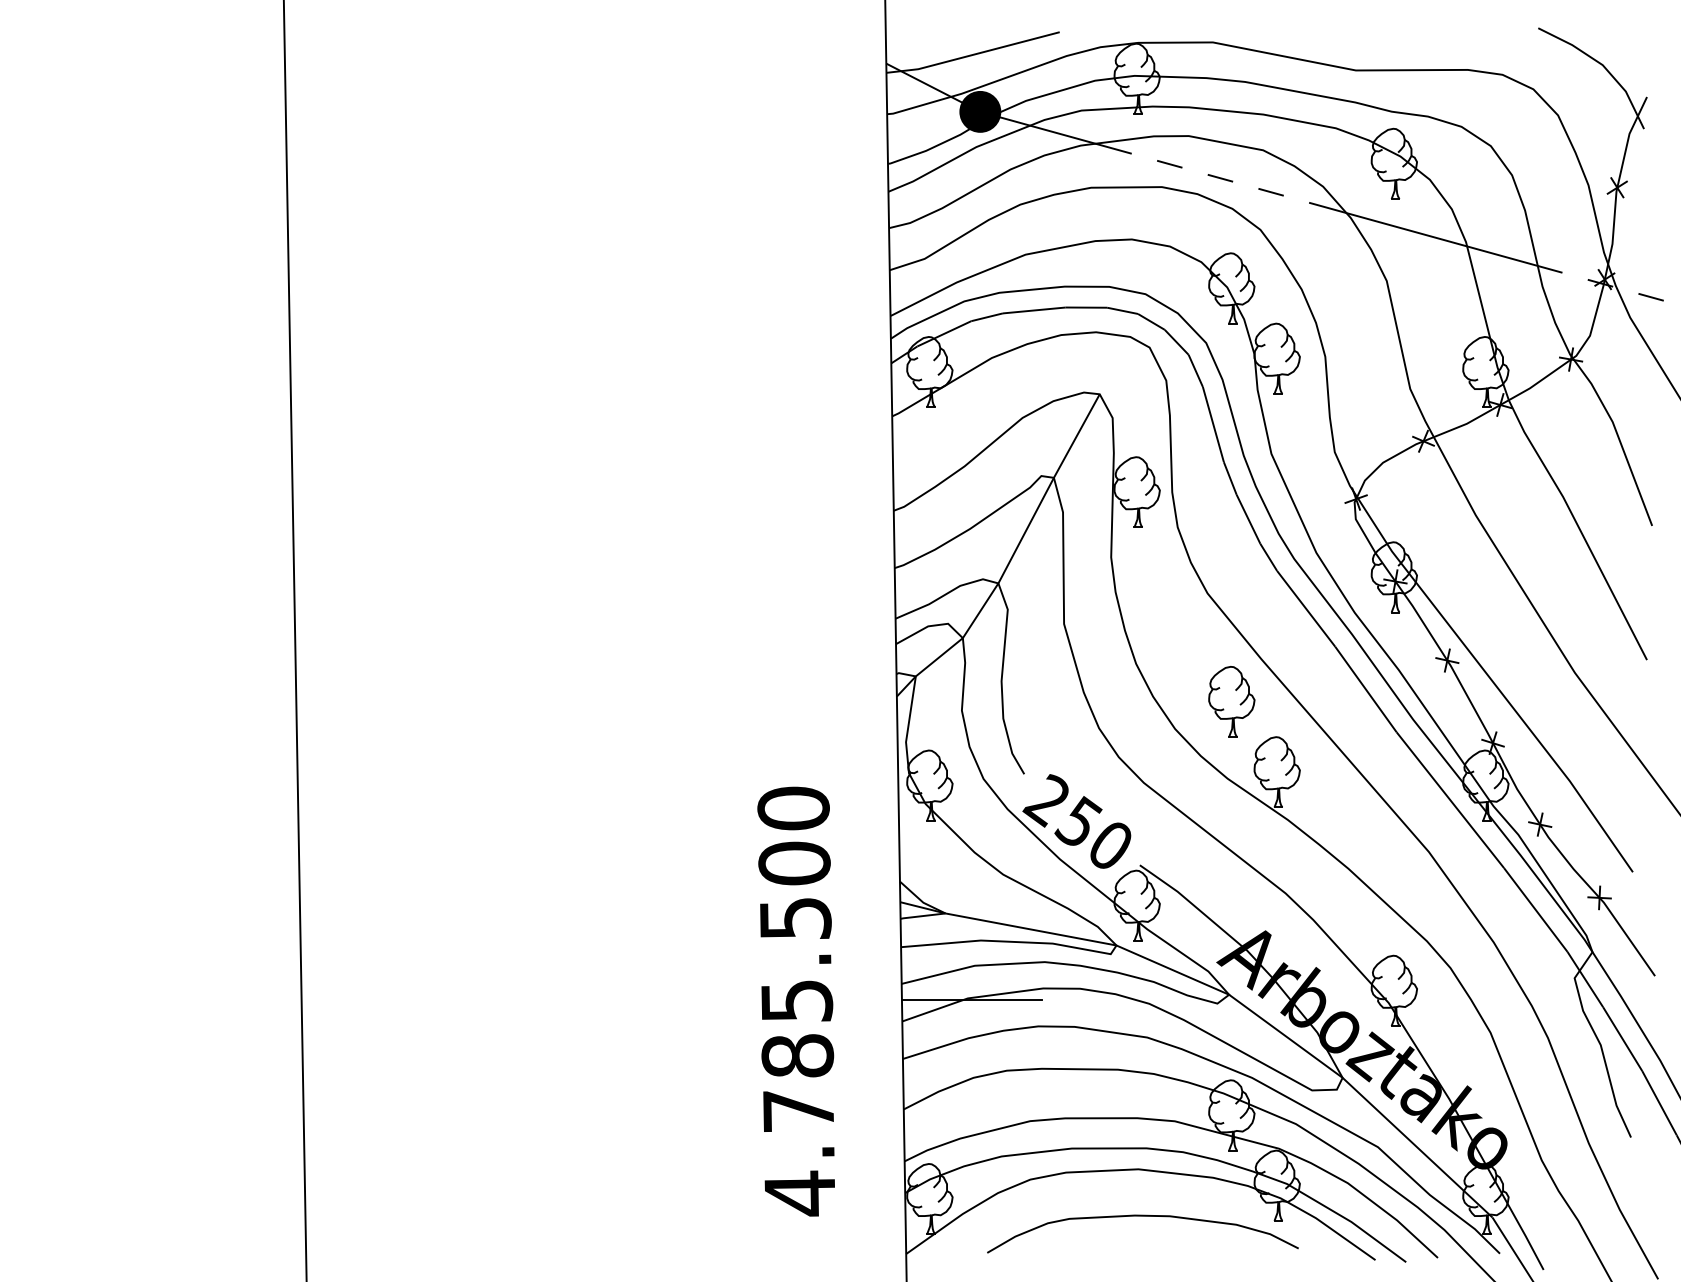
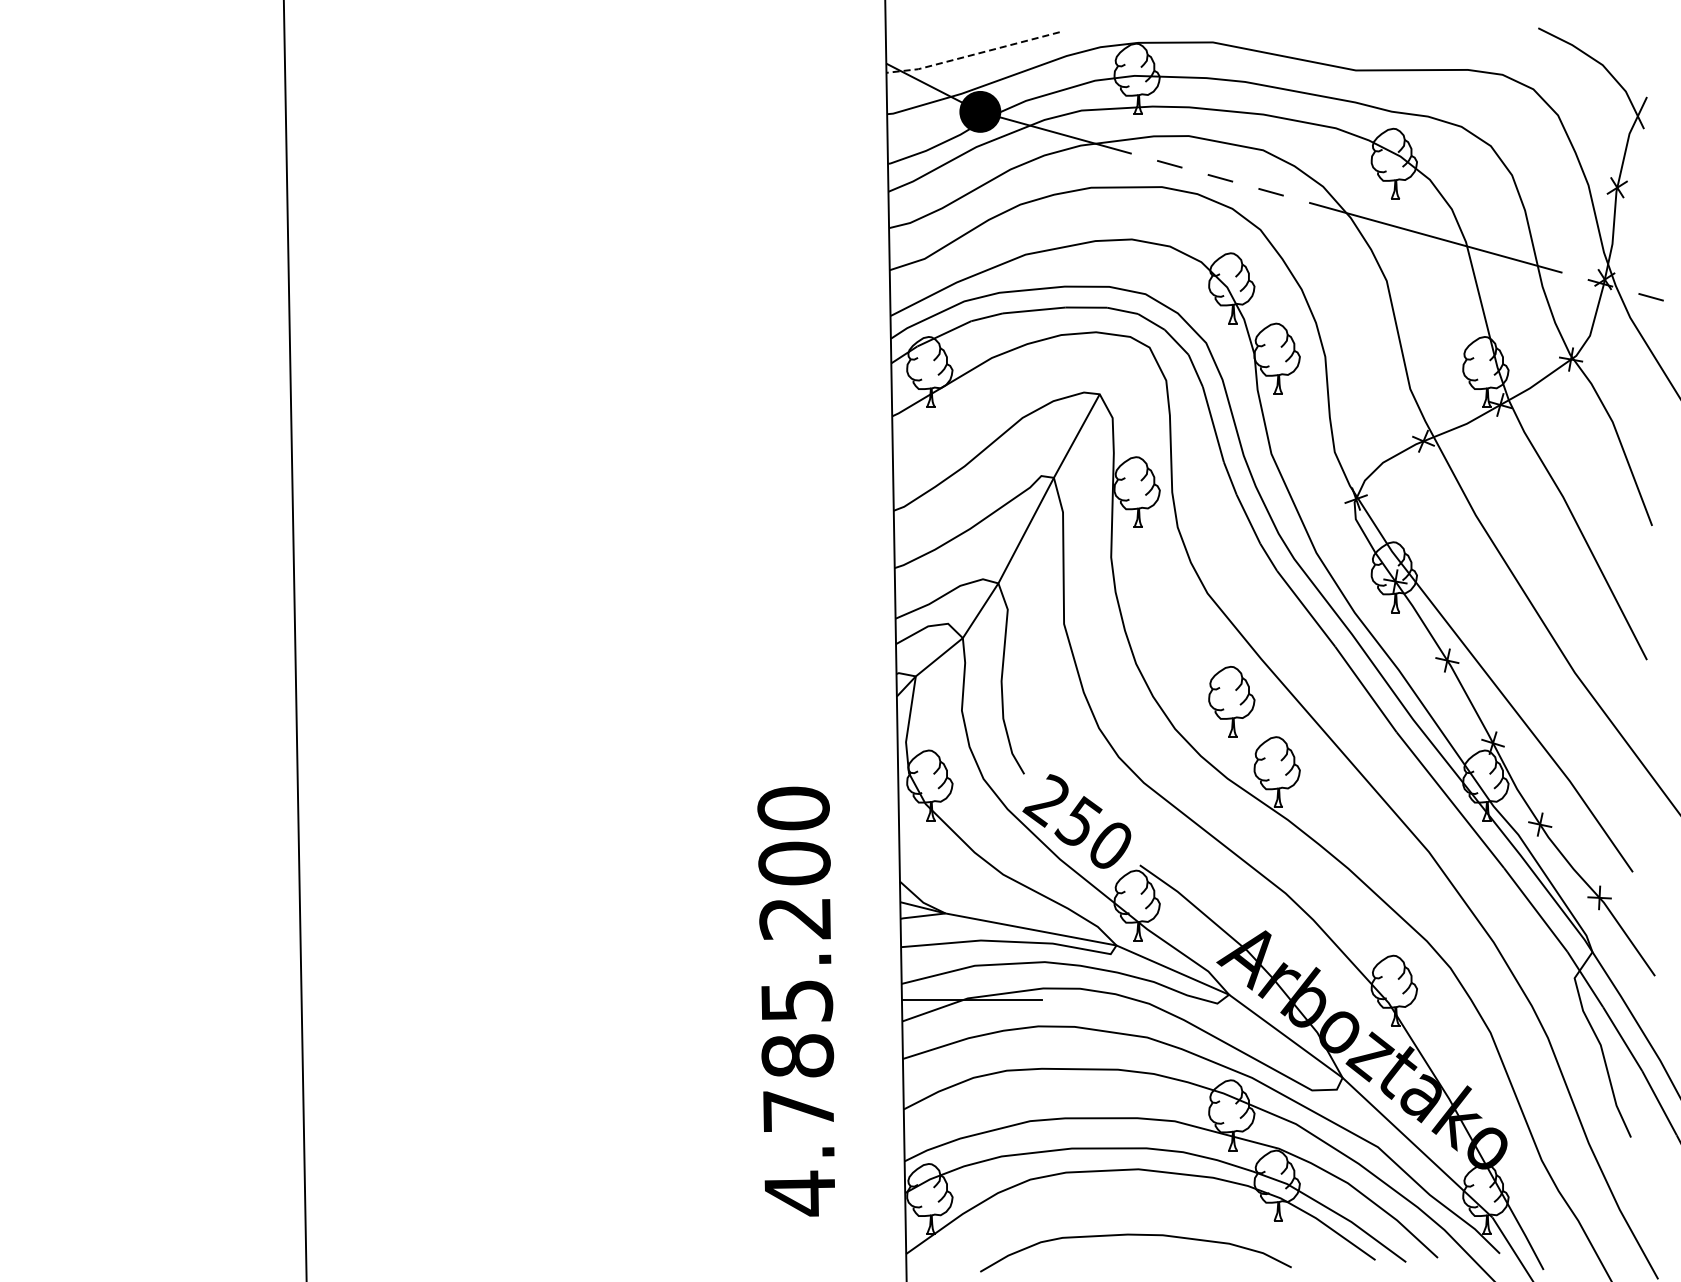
line: solid -> dashed (972, 55)
text: 4.785.500 -> 4.785.200 (795, 918)
curve position: (1142, 1216) -> (1135, 1235) (1135, 1235)
